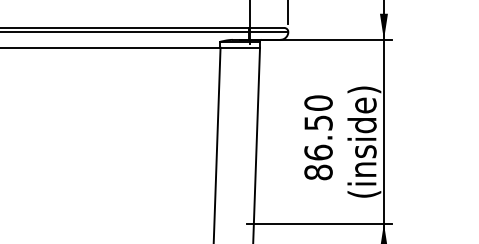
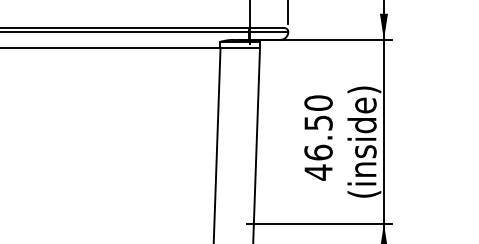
text: 86.50 -> 46.50 (318, 172)
